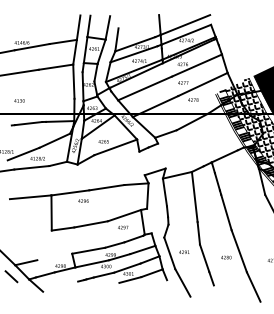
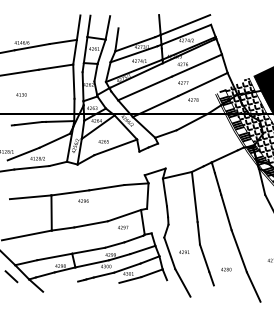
text position: (19, 100) -> (21, 94) (21, 94)
line: none -> present (26, 235)
line: none -> present (54, 256)
text position: (226, 257) -> (226, 269) (226, 269)
